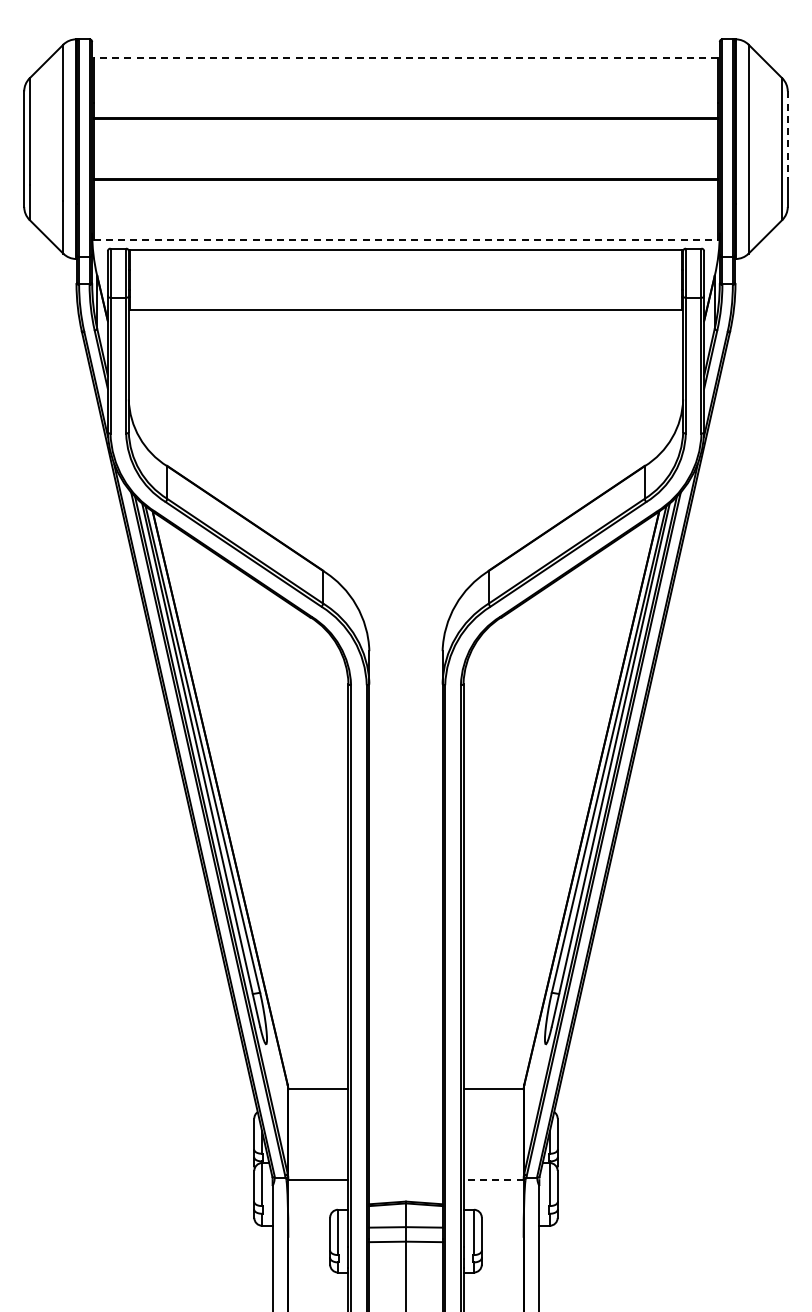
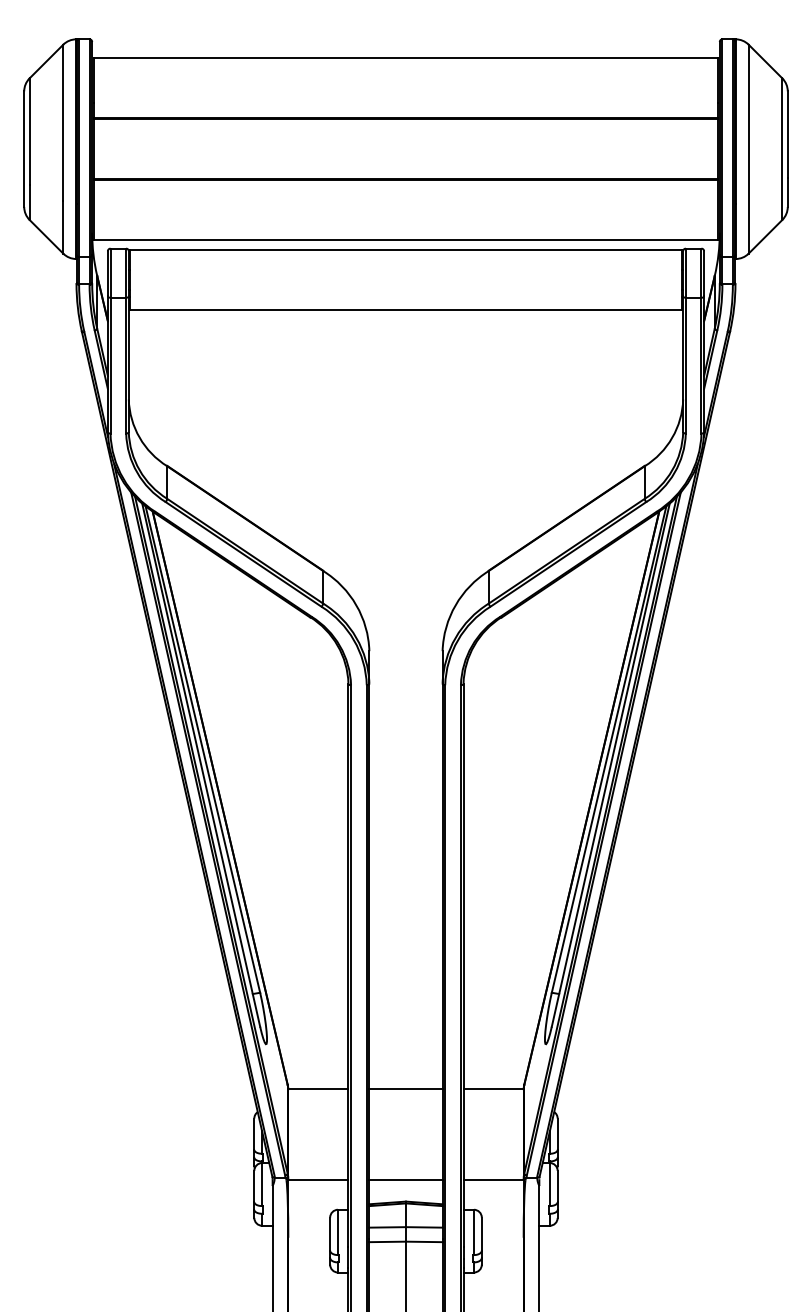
line: dashed -> solid (405, 57)
line: dashed -> solid (787, 135)
line: dashed -> solid (406, 240)
line: none -> present (405, 1088)
line: none -> present (405, 1180)
line: dashed -> solid (493, 1180)
